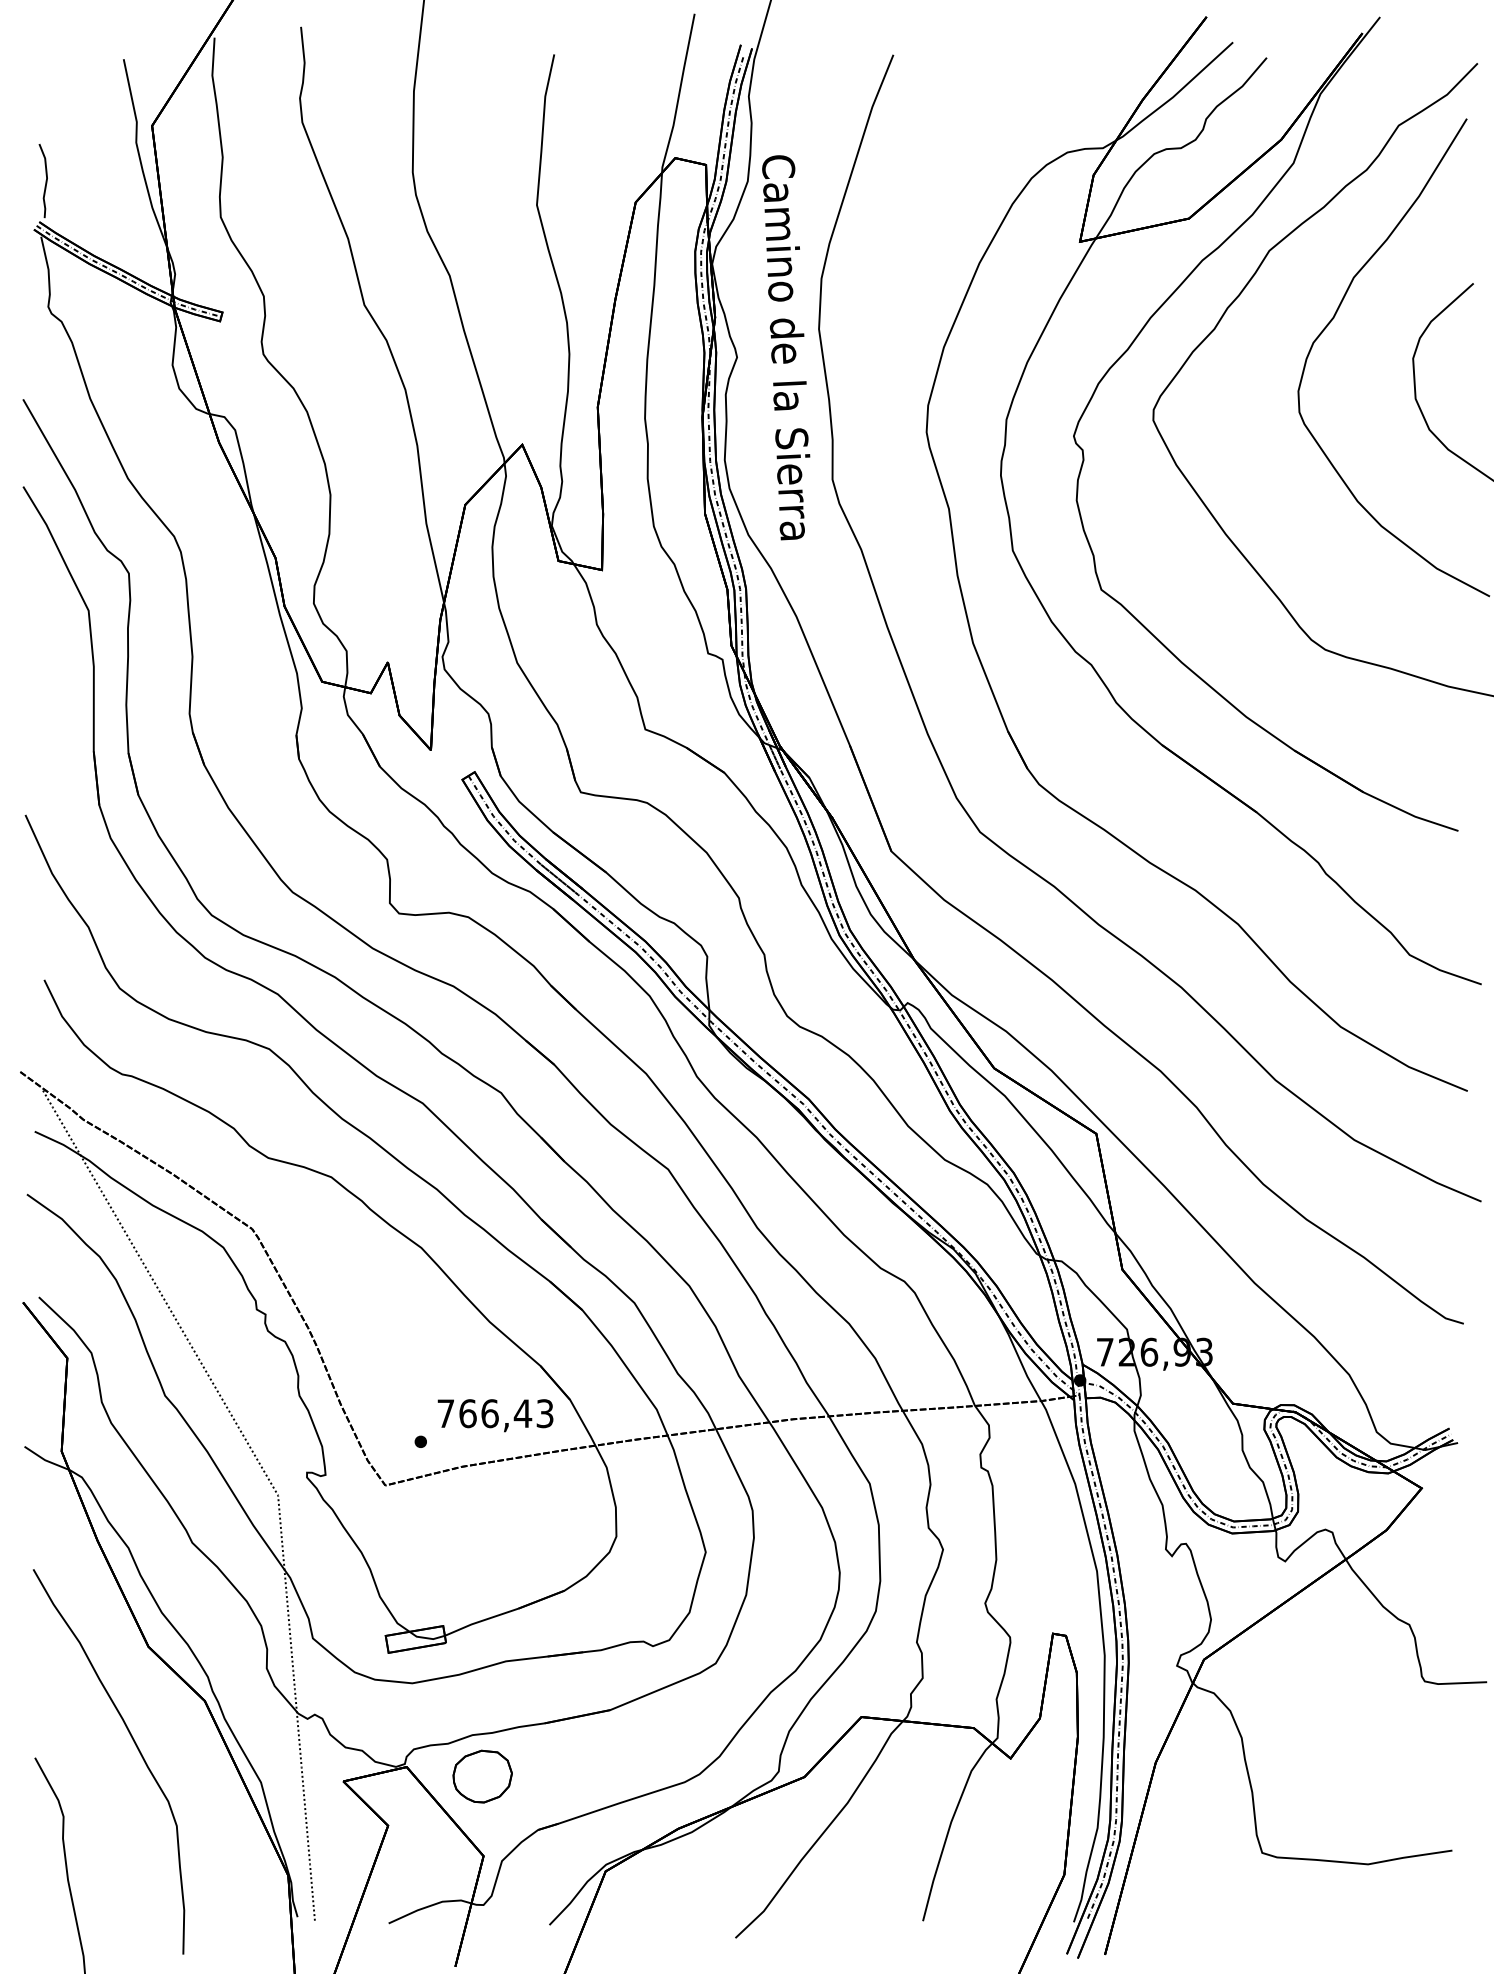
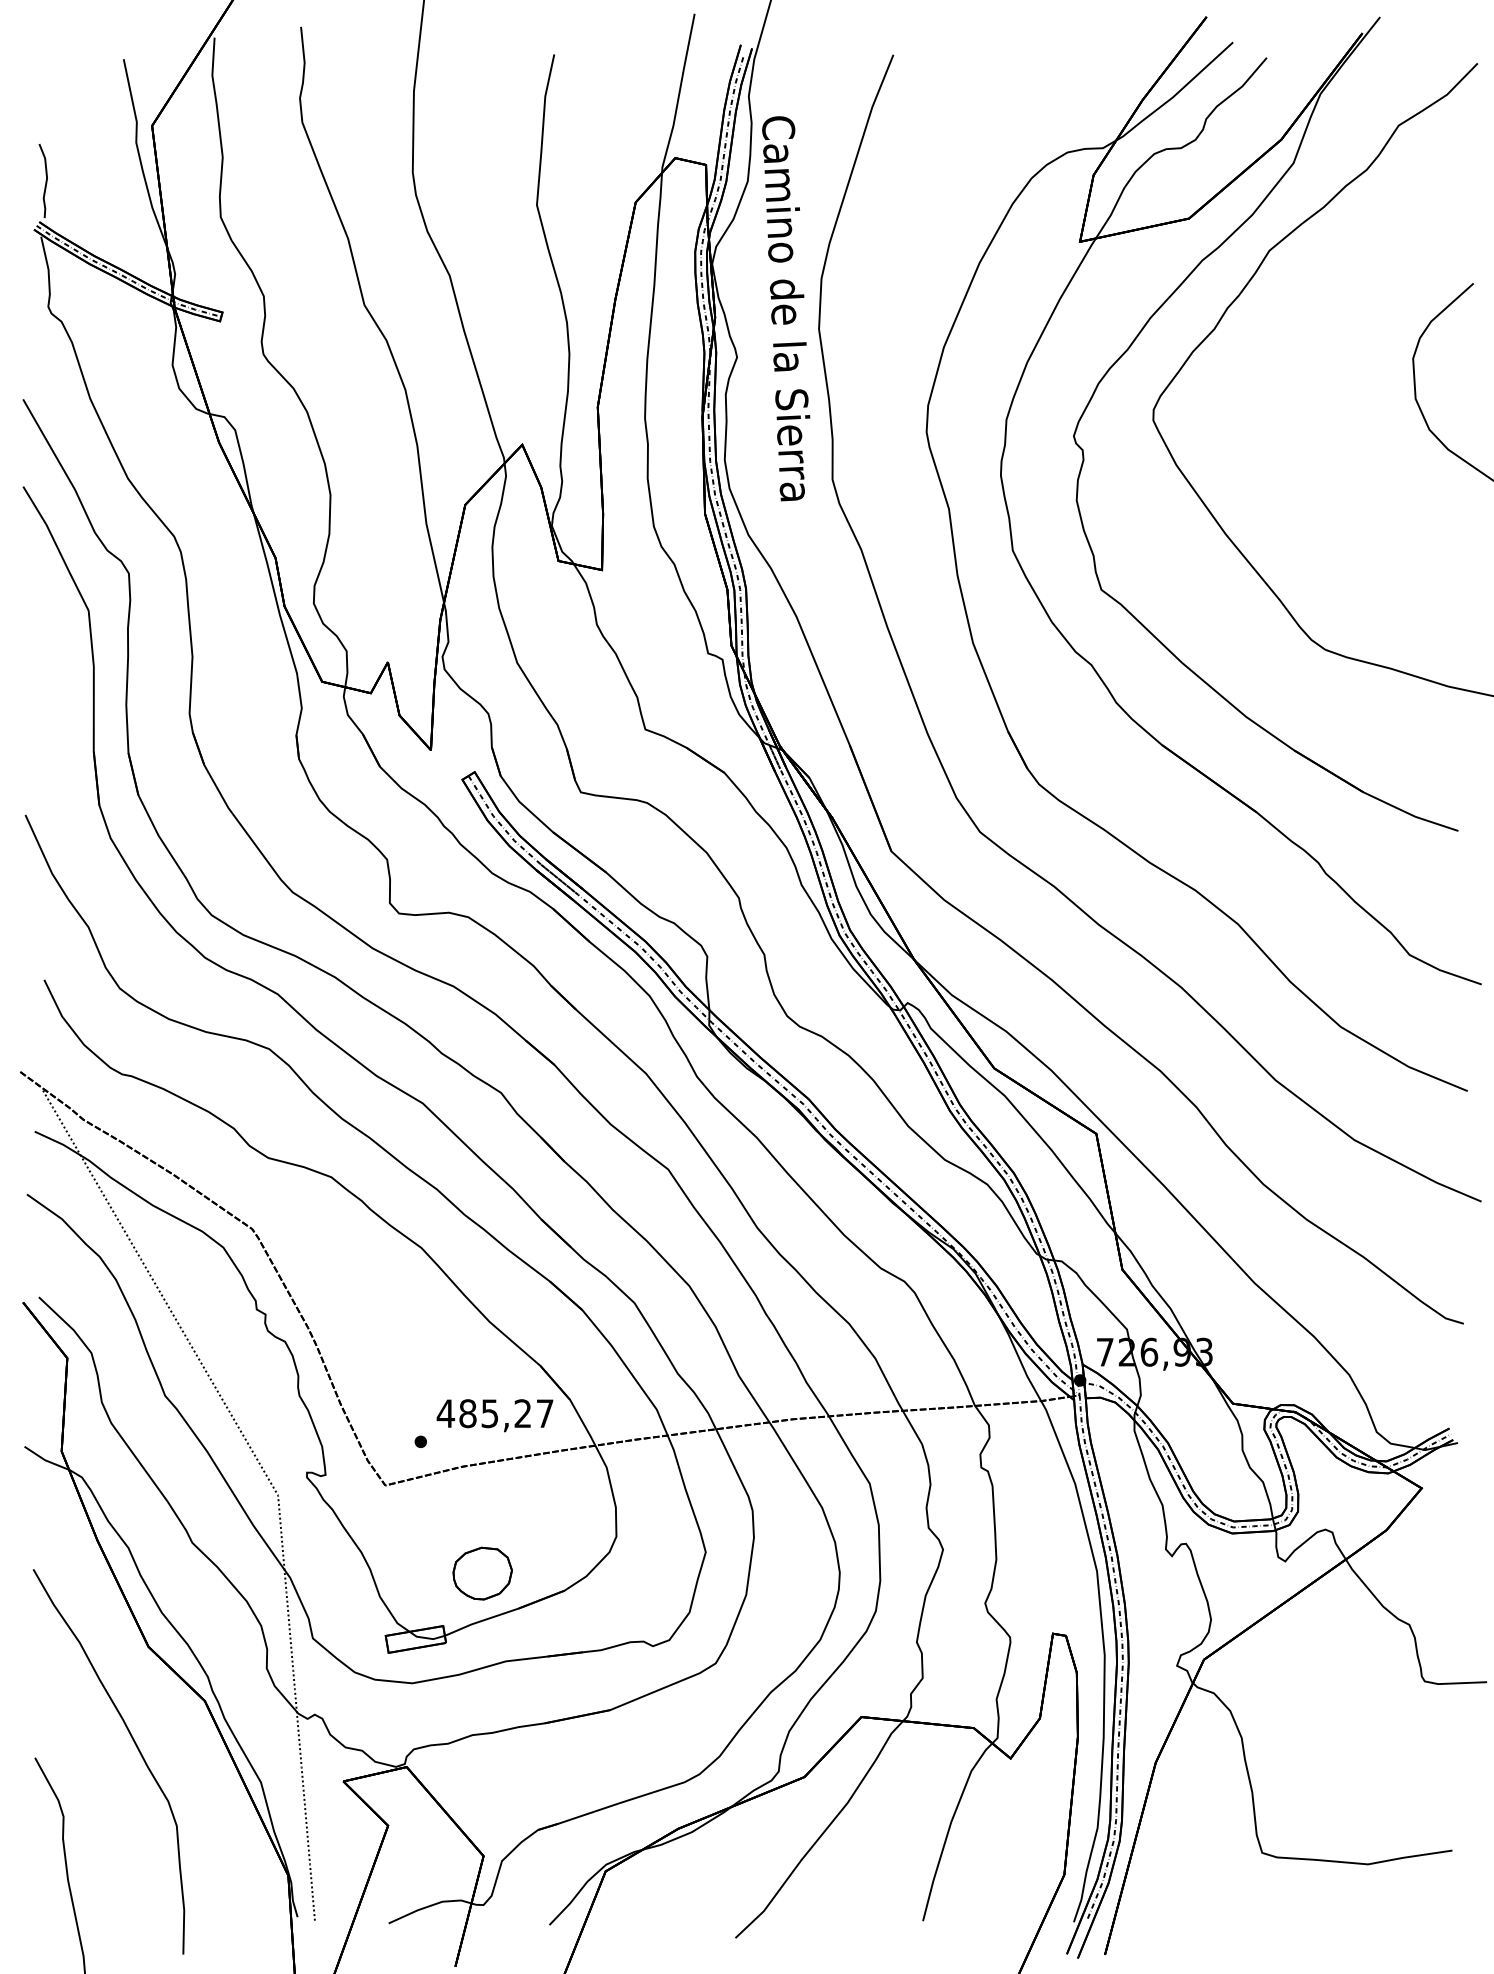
curve: present -> none (1334, 318)
text position: (786, 347) -> (786, 308) (786, 308)
text: 766,43 -> 485,27 (494, 1413)
part position: (482, 1776) -> (482, 1573) (482, 1573)
